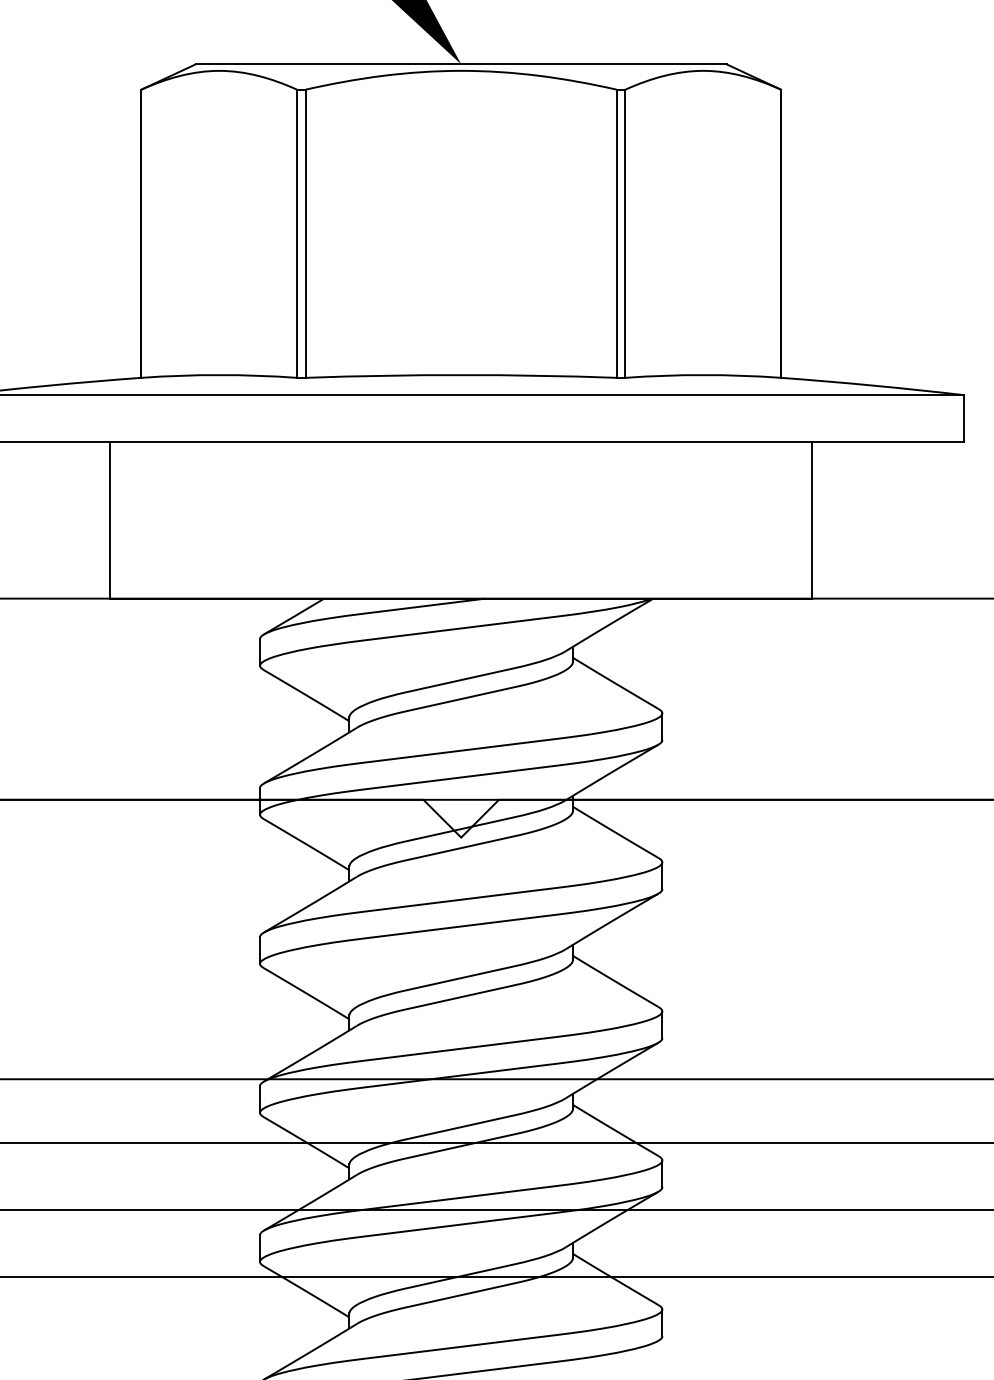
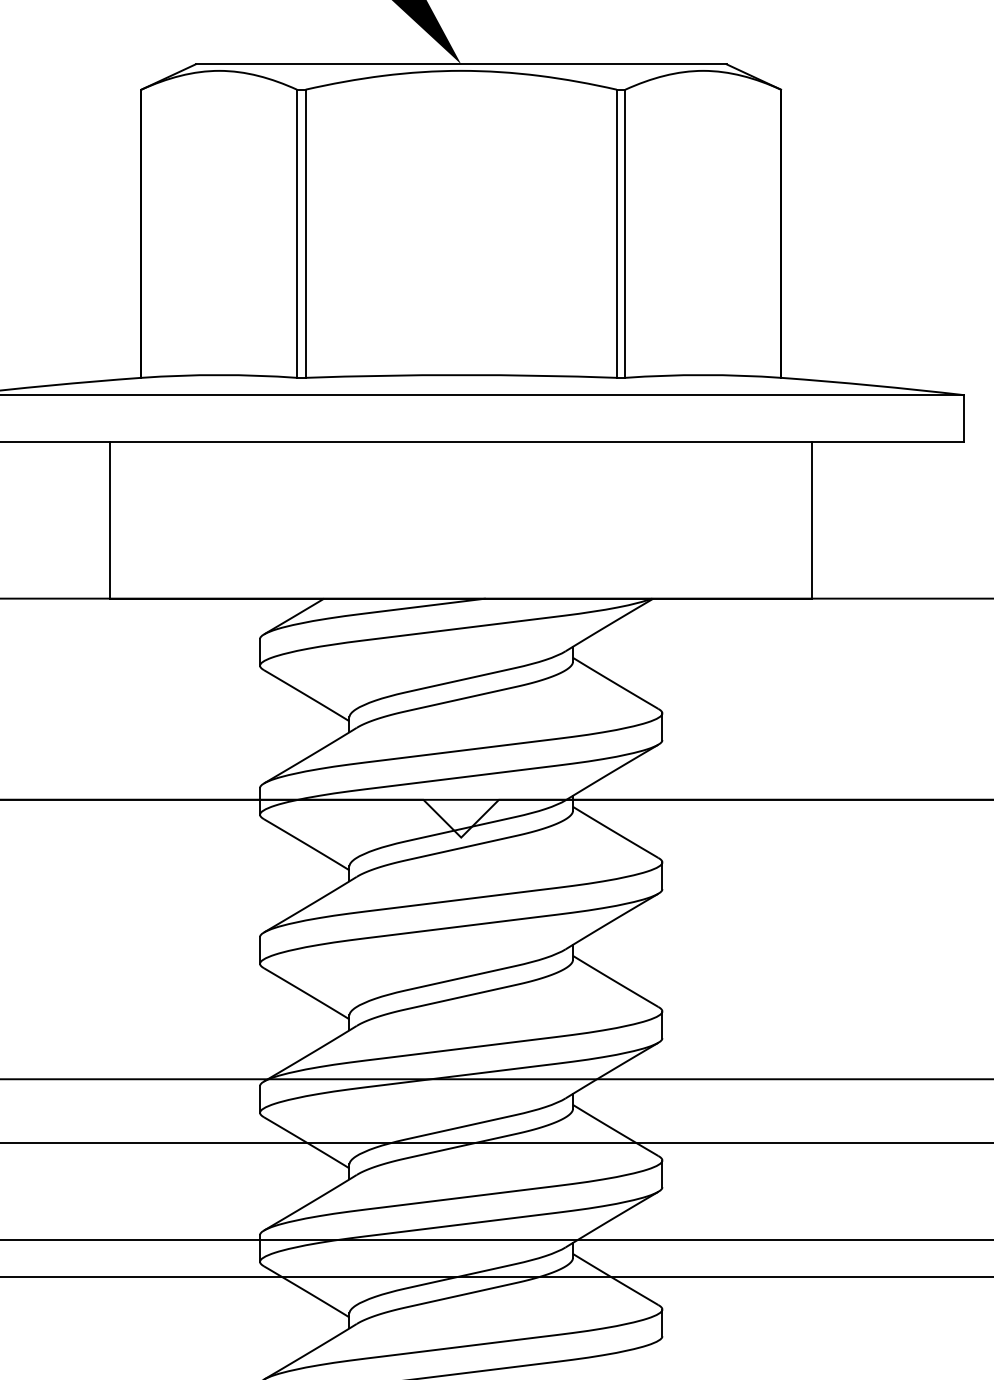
line position: (496, 1209) -> (496, 1239) (496, 1239)
